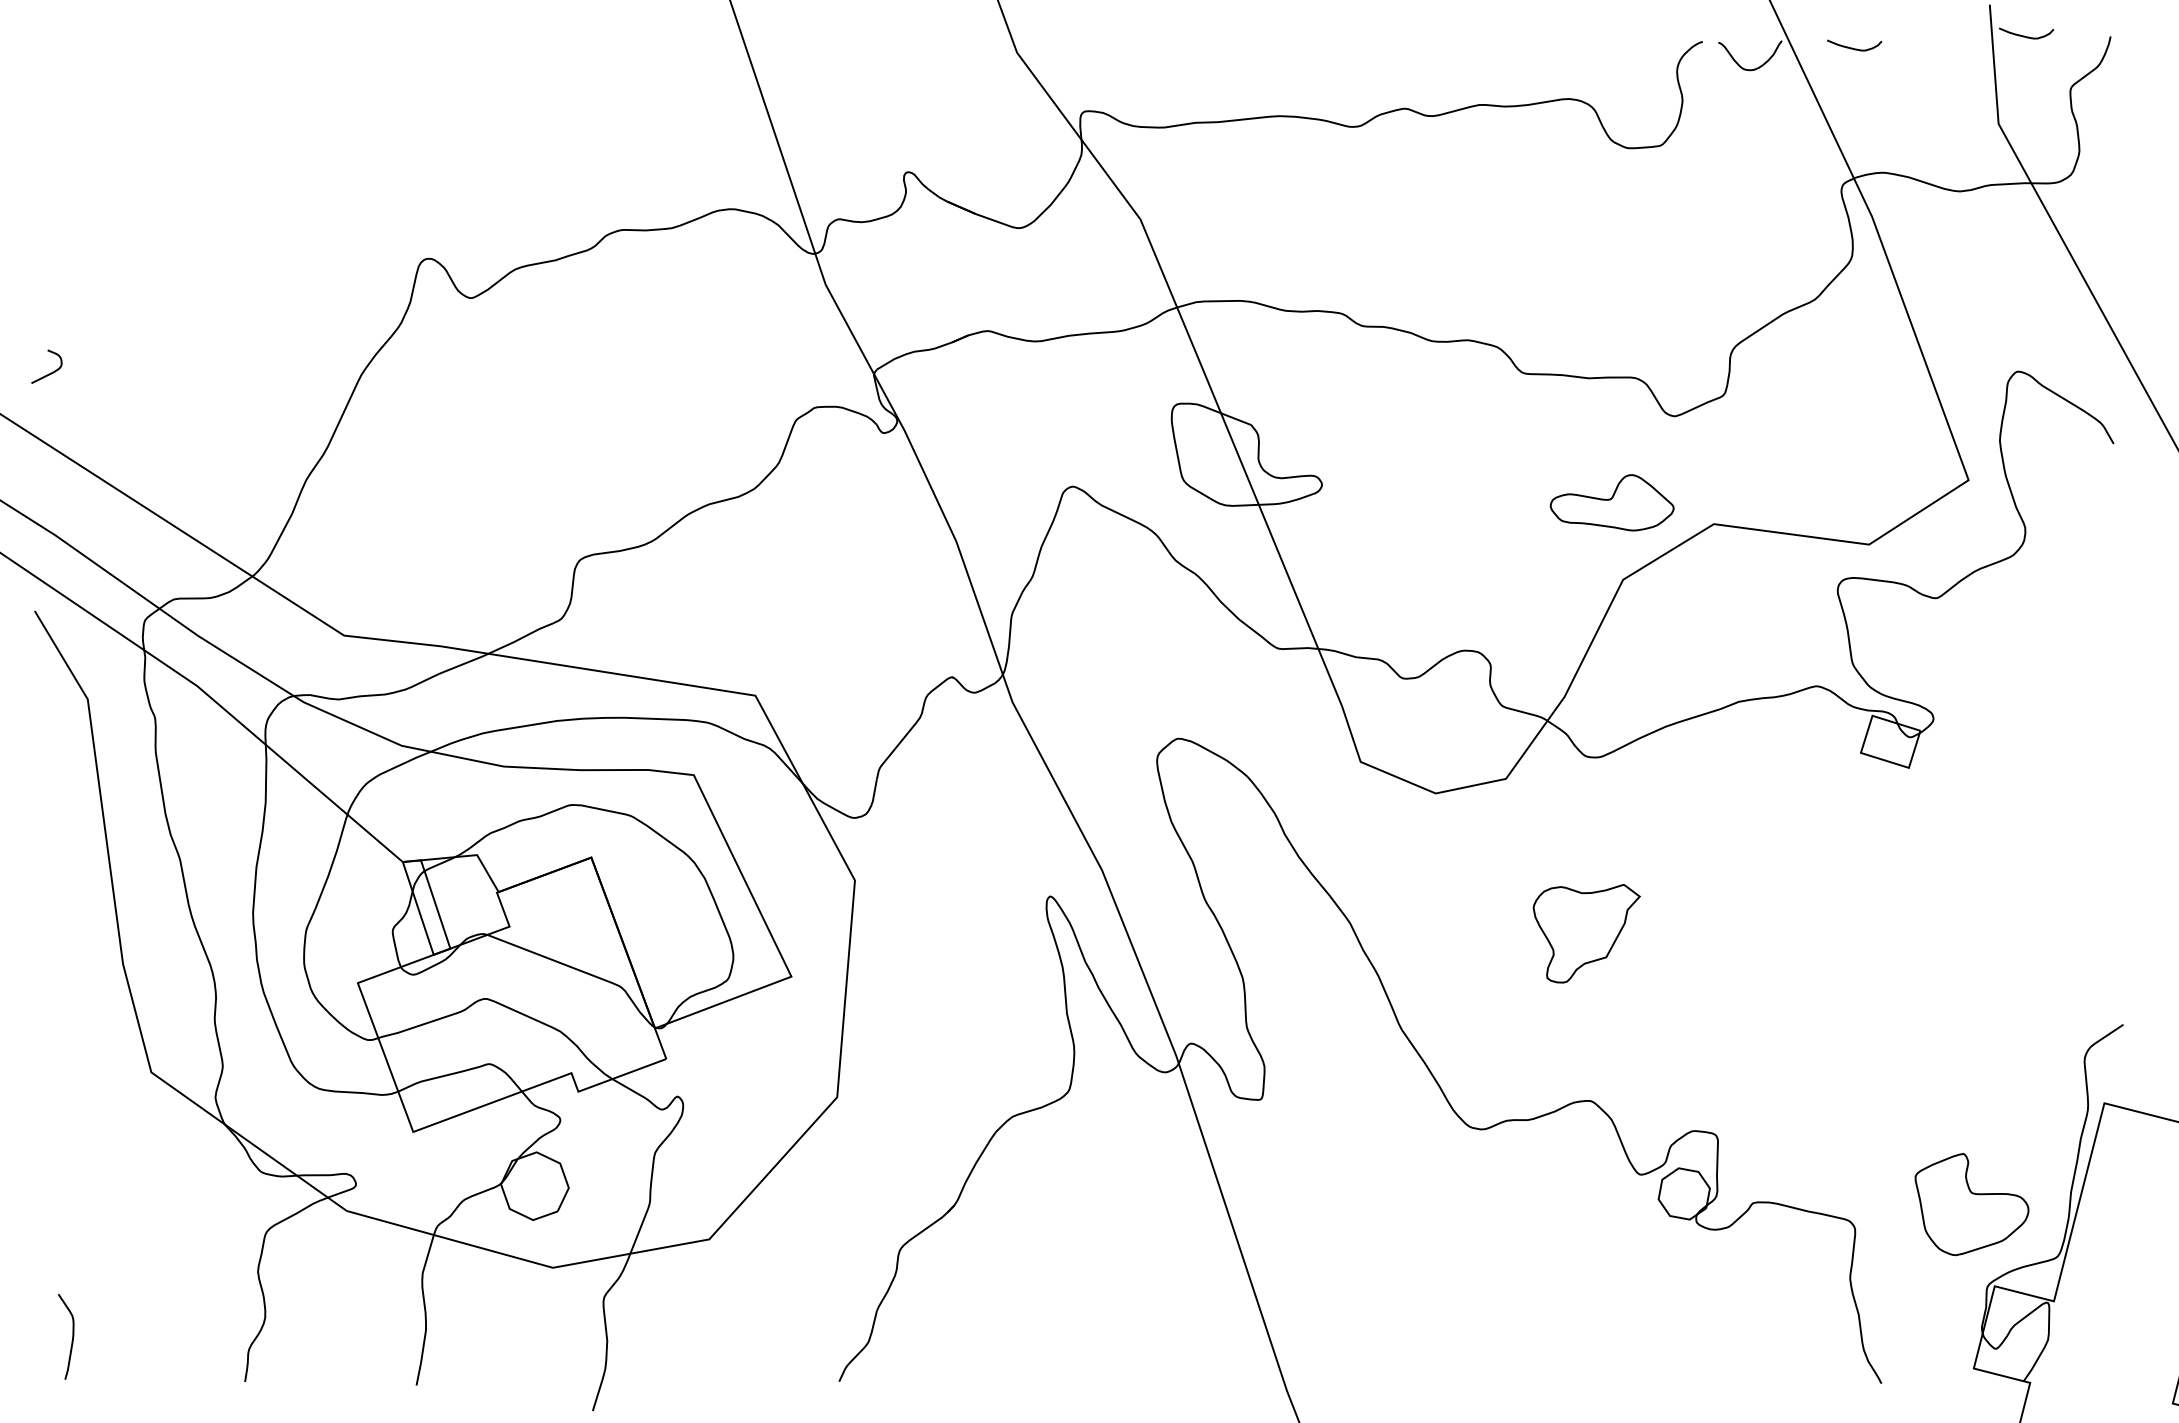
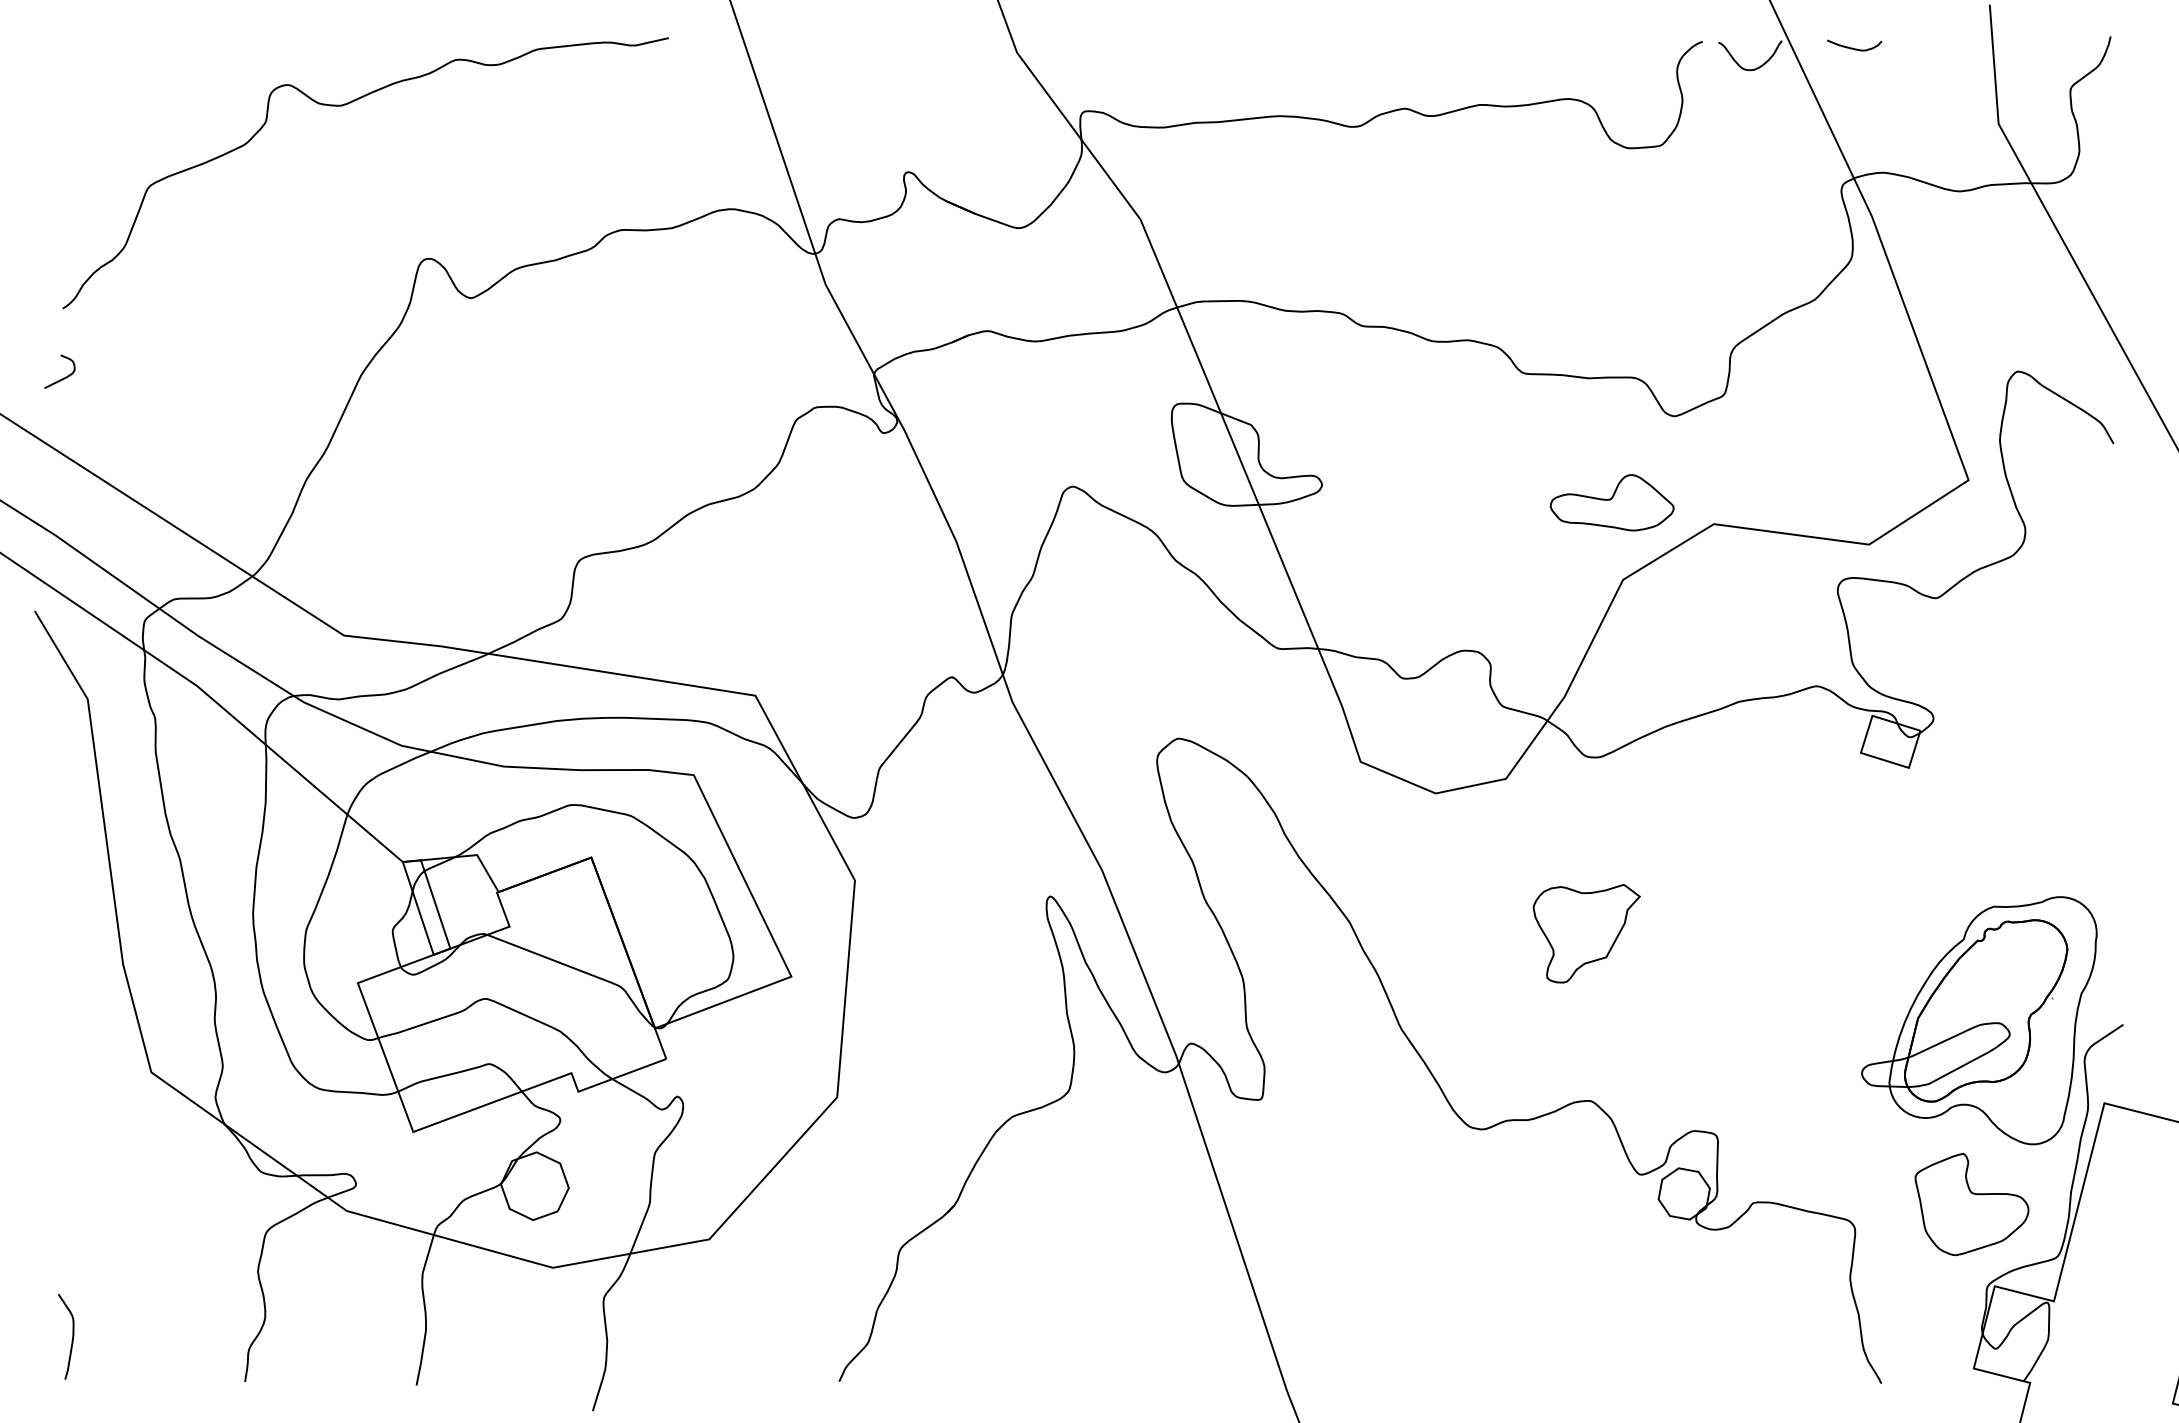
curve: present -> none (2024, 35)
curve: none -> present (342, 106)
curve position: (50, 372) -> (63, 377) (63, 377)
part: none -> present (1979, 1020)
